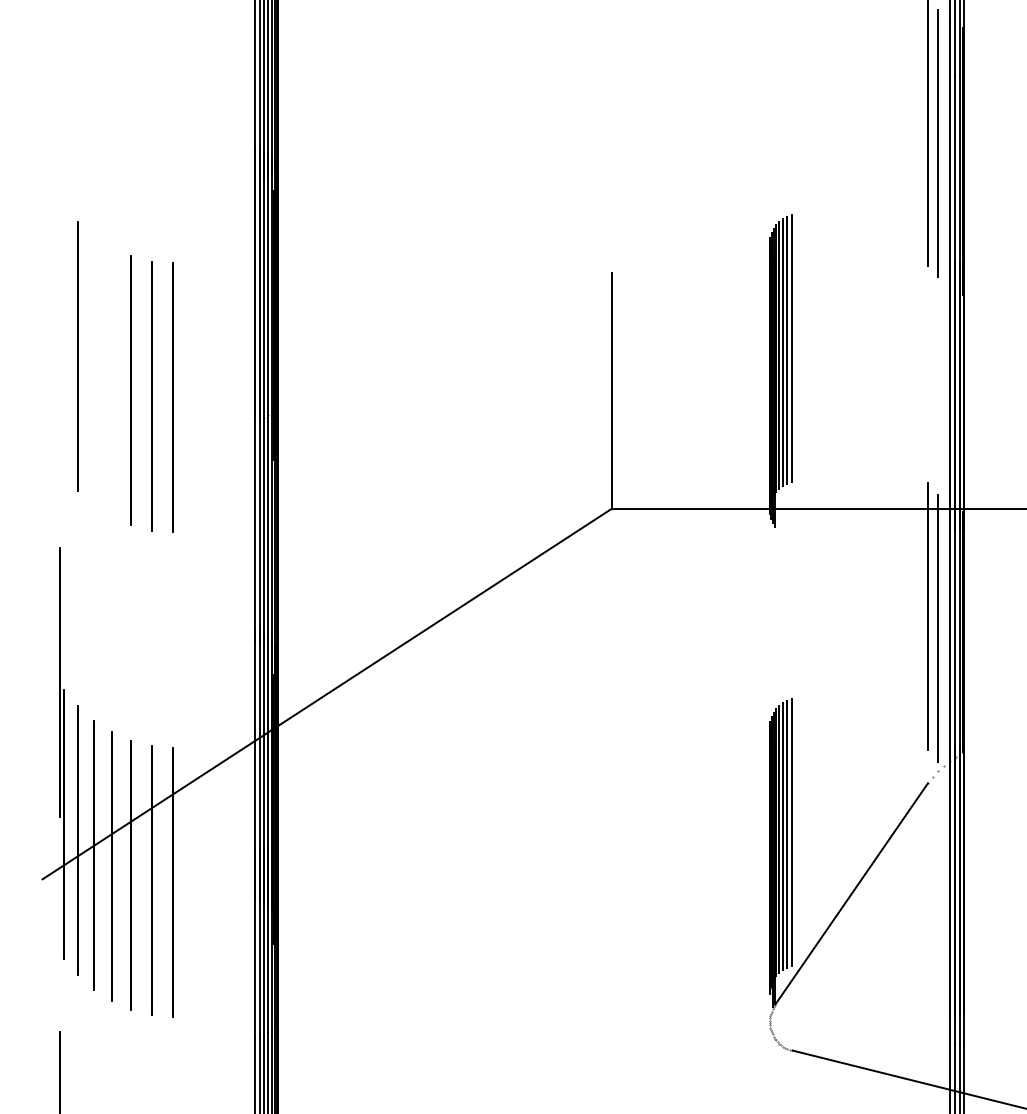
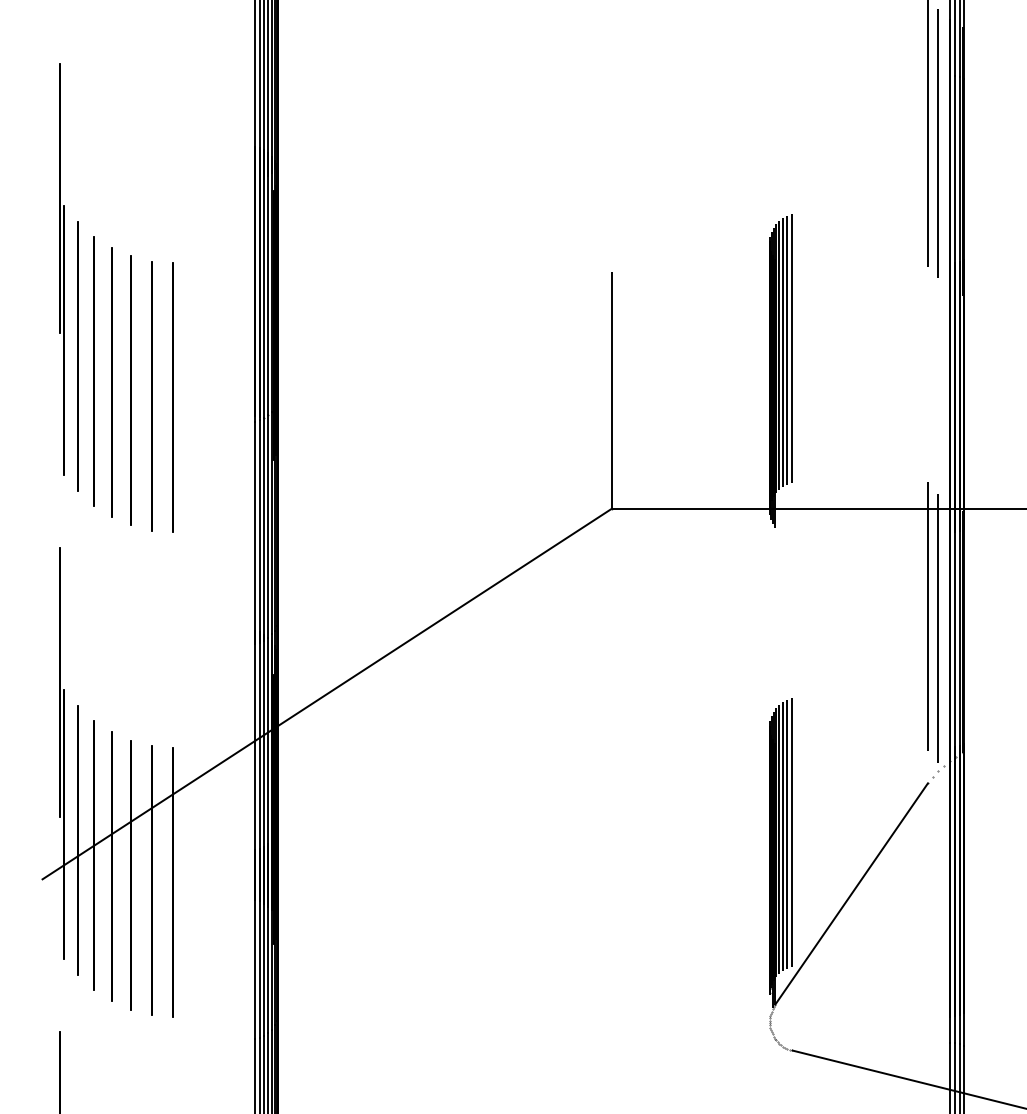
part: none -> present (61, 269)
line: none -> present (93, 371)
line: none -> present (111, 382)
